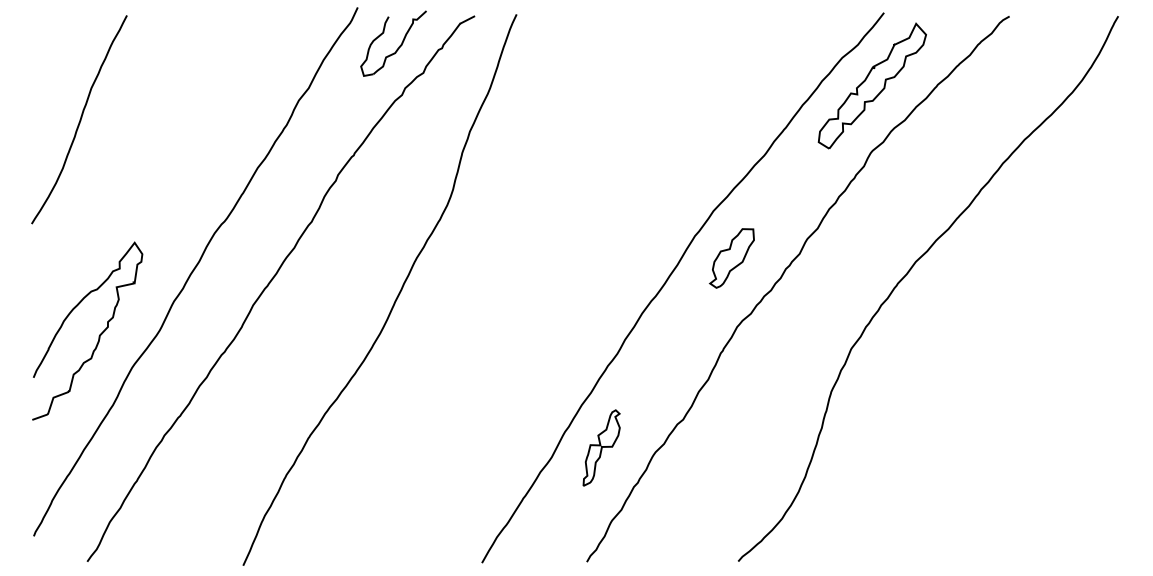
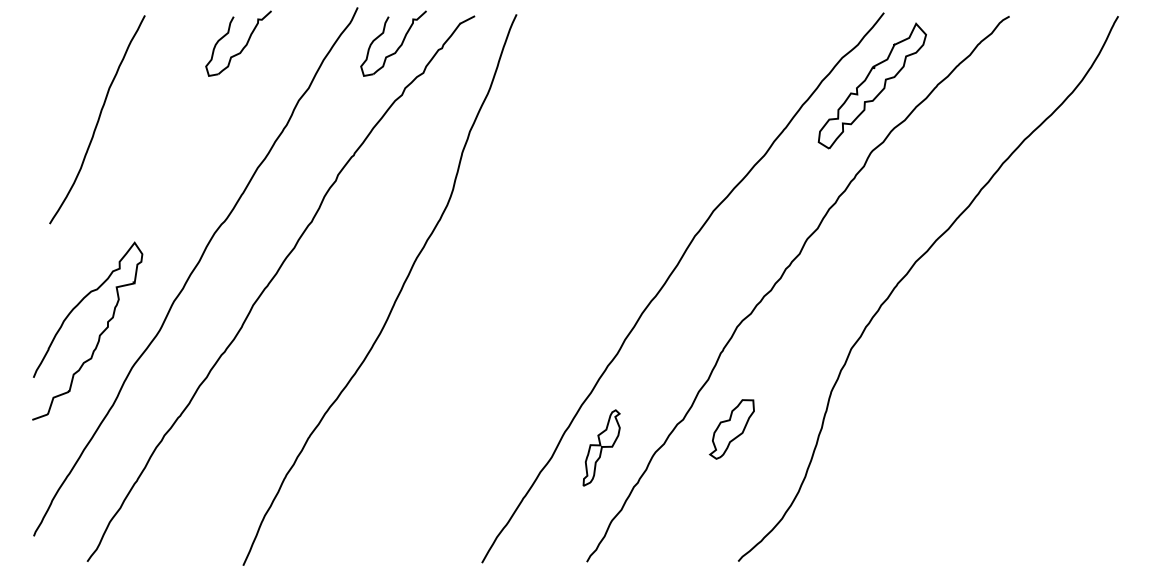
part: none -> present (238, 43)
curve position: (79, 119) -> (97, 119) (97, 119)
part position: (731, 258) -> (731, 429) (731, 429)
